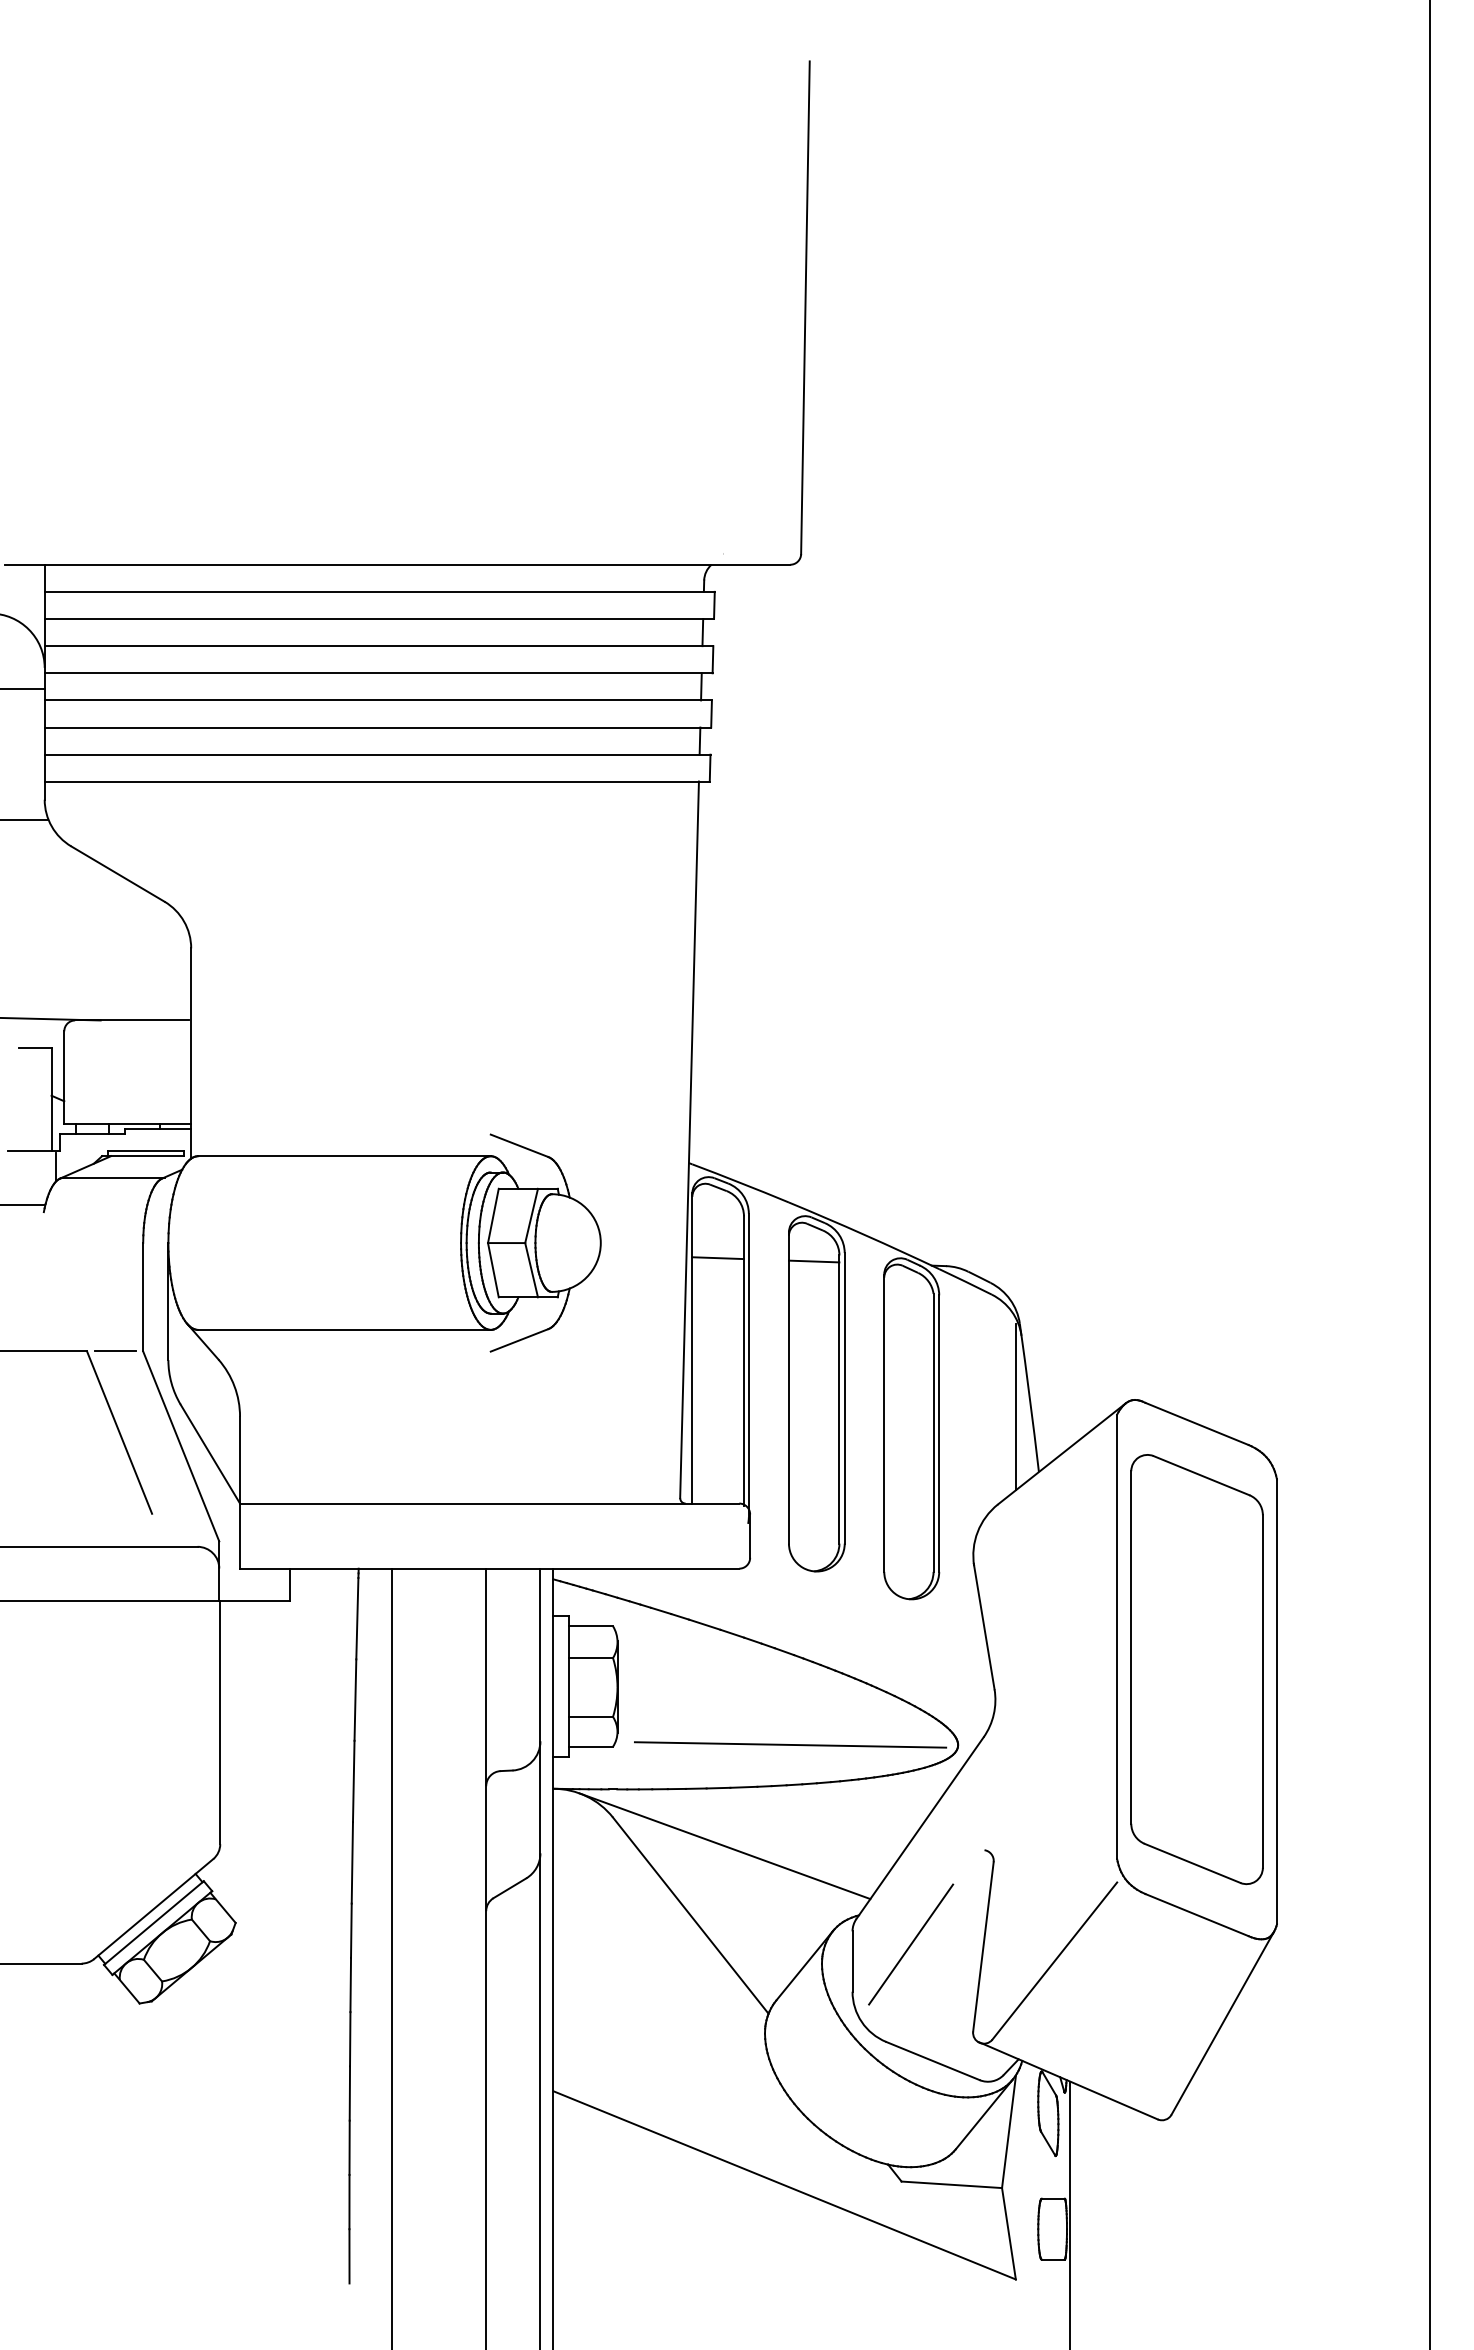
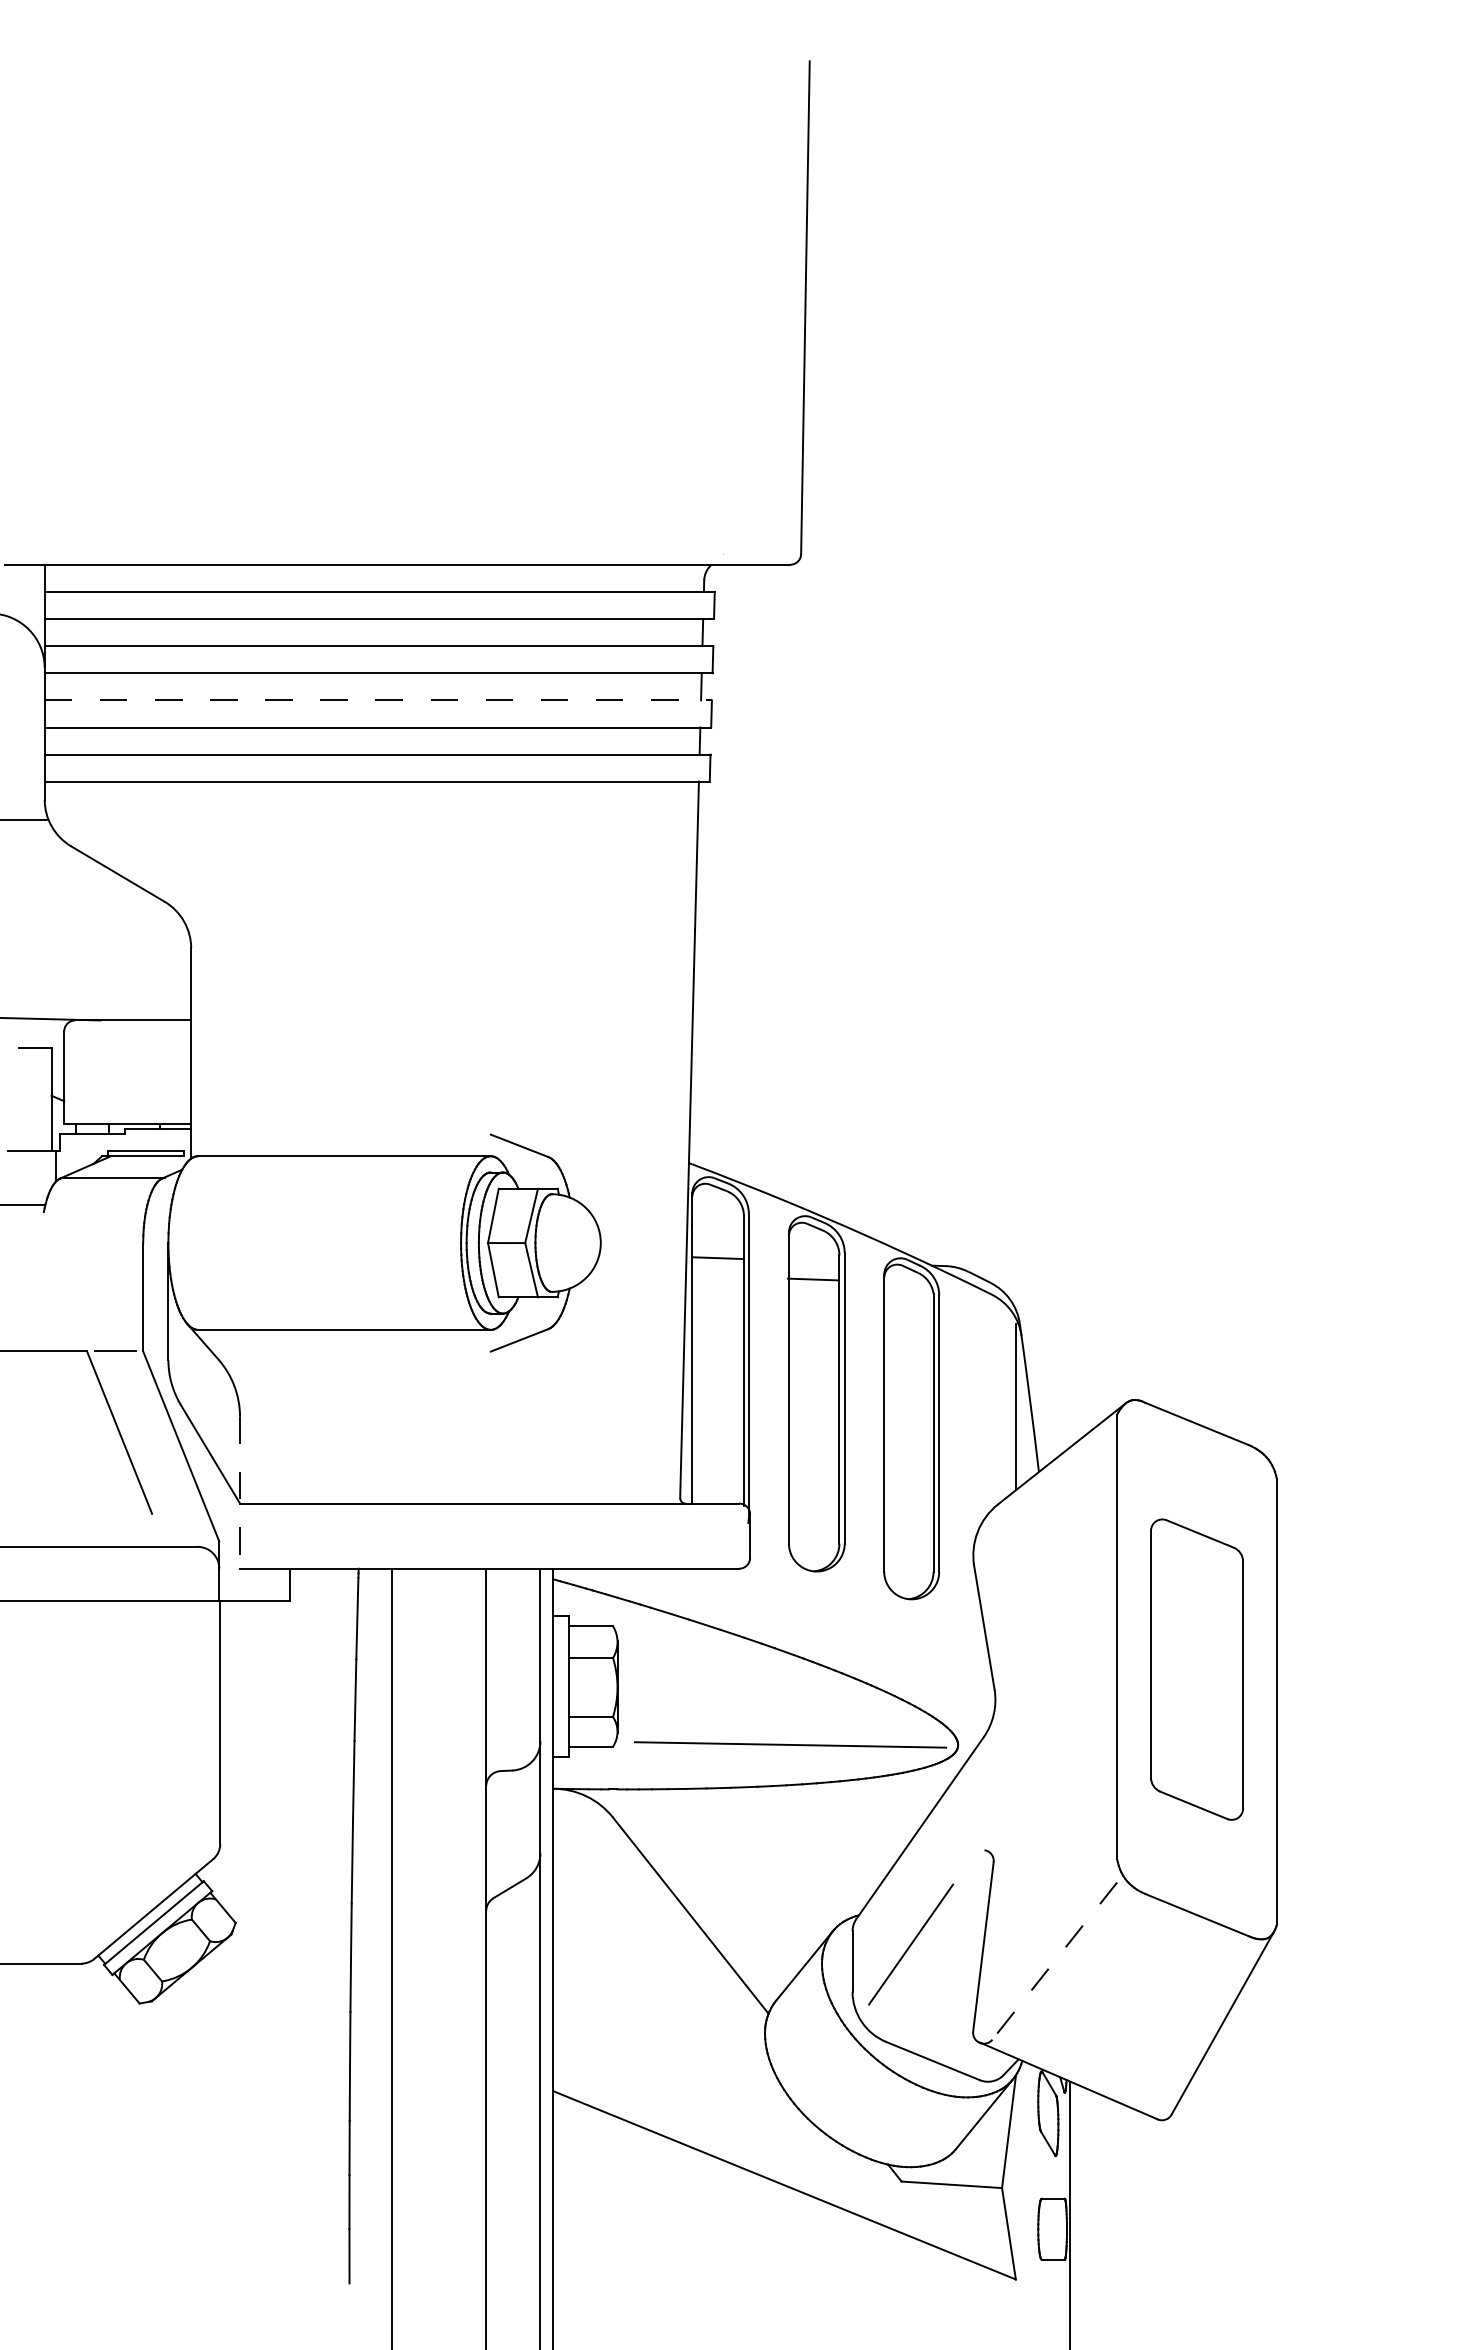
line: present -> none (23, 689)
line: solid -> dashed (378, 700)
line: present -> none (1429, 1174)
line position: (813, 1261) -> (812, 1279) (812, 1279)
line: solid -> dashed (240, 1492)
part size: 134x432 px -> 94x303 px (1196, 1669)
line: present -> none (724, 1846)
line: solid -> dashed (1054, 1961)
